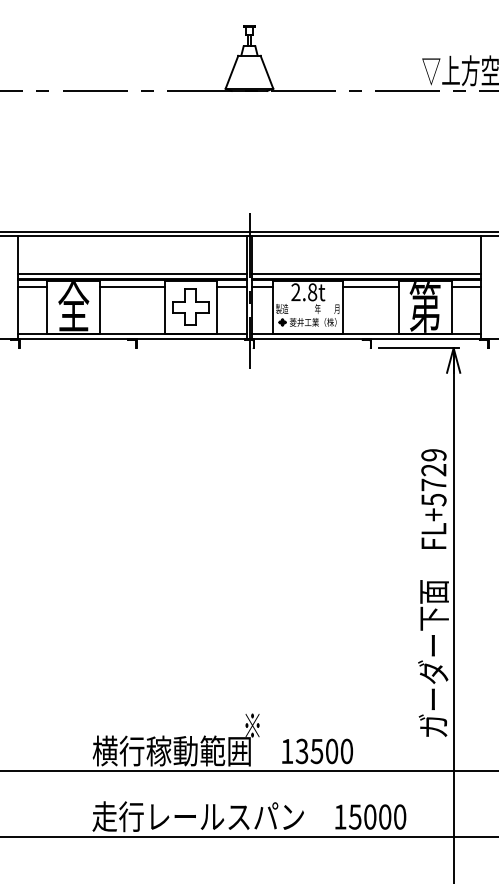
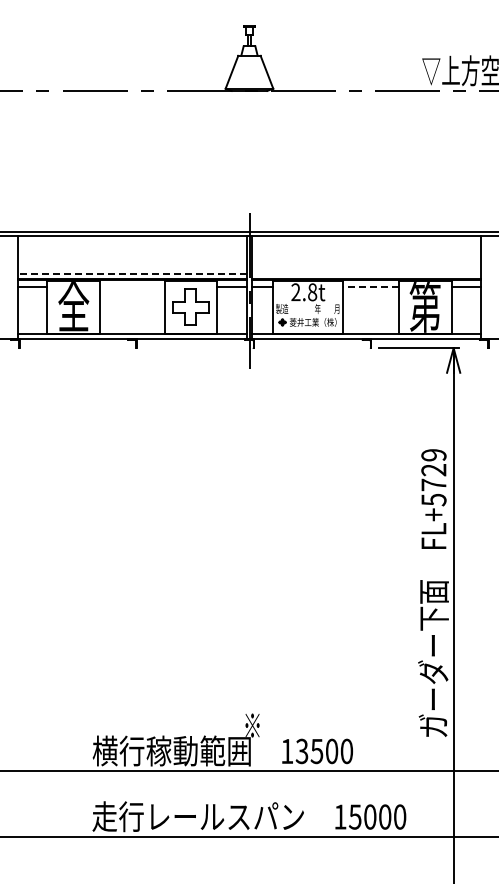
line: solid -> dashed (131, 274)
line: present -> none (366, 274)
line: present -> none (132, 286)
line: solid -> dashed (371, 286)
